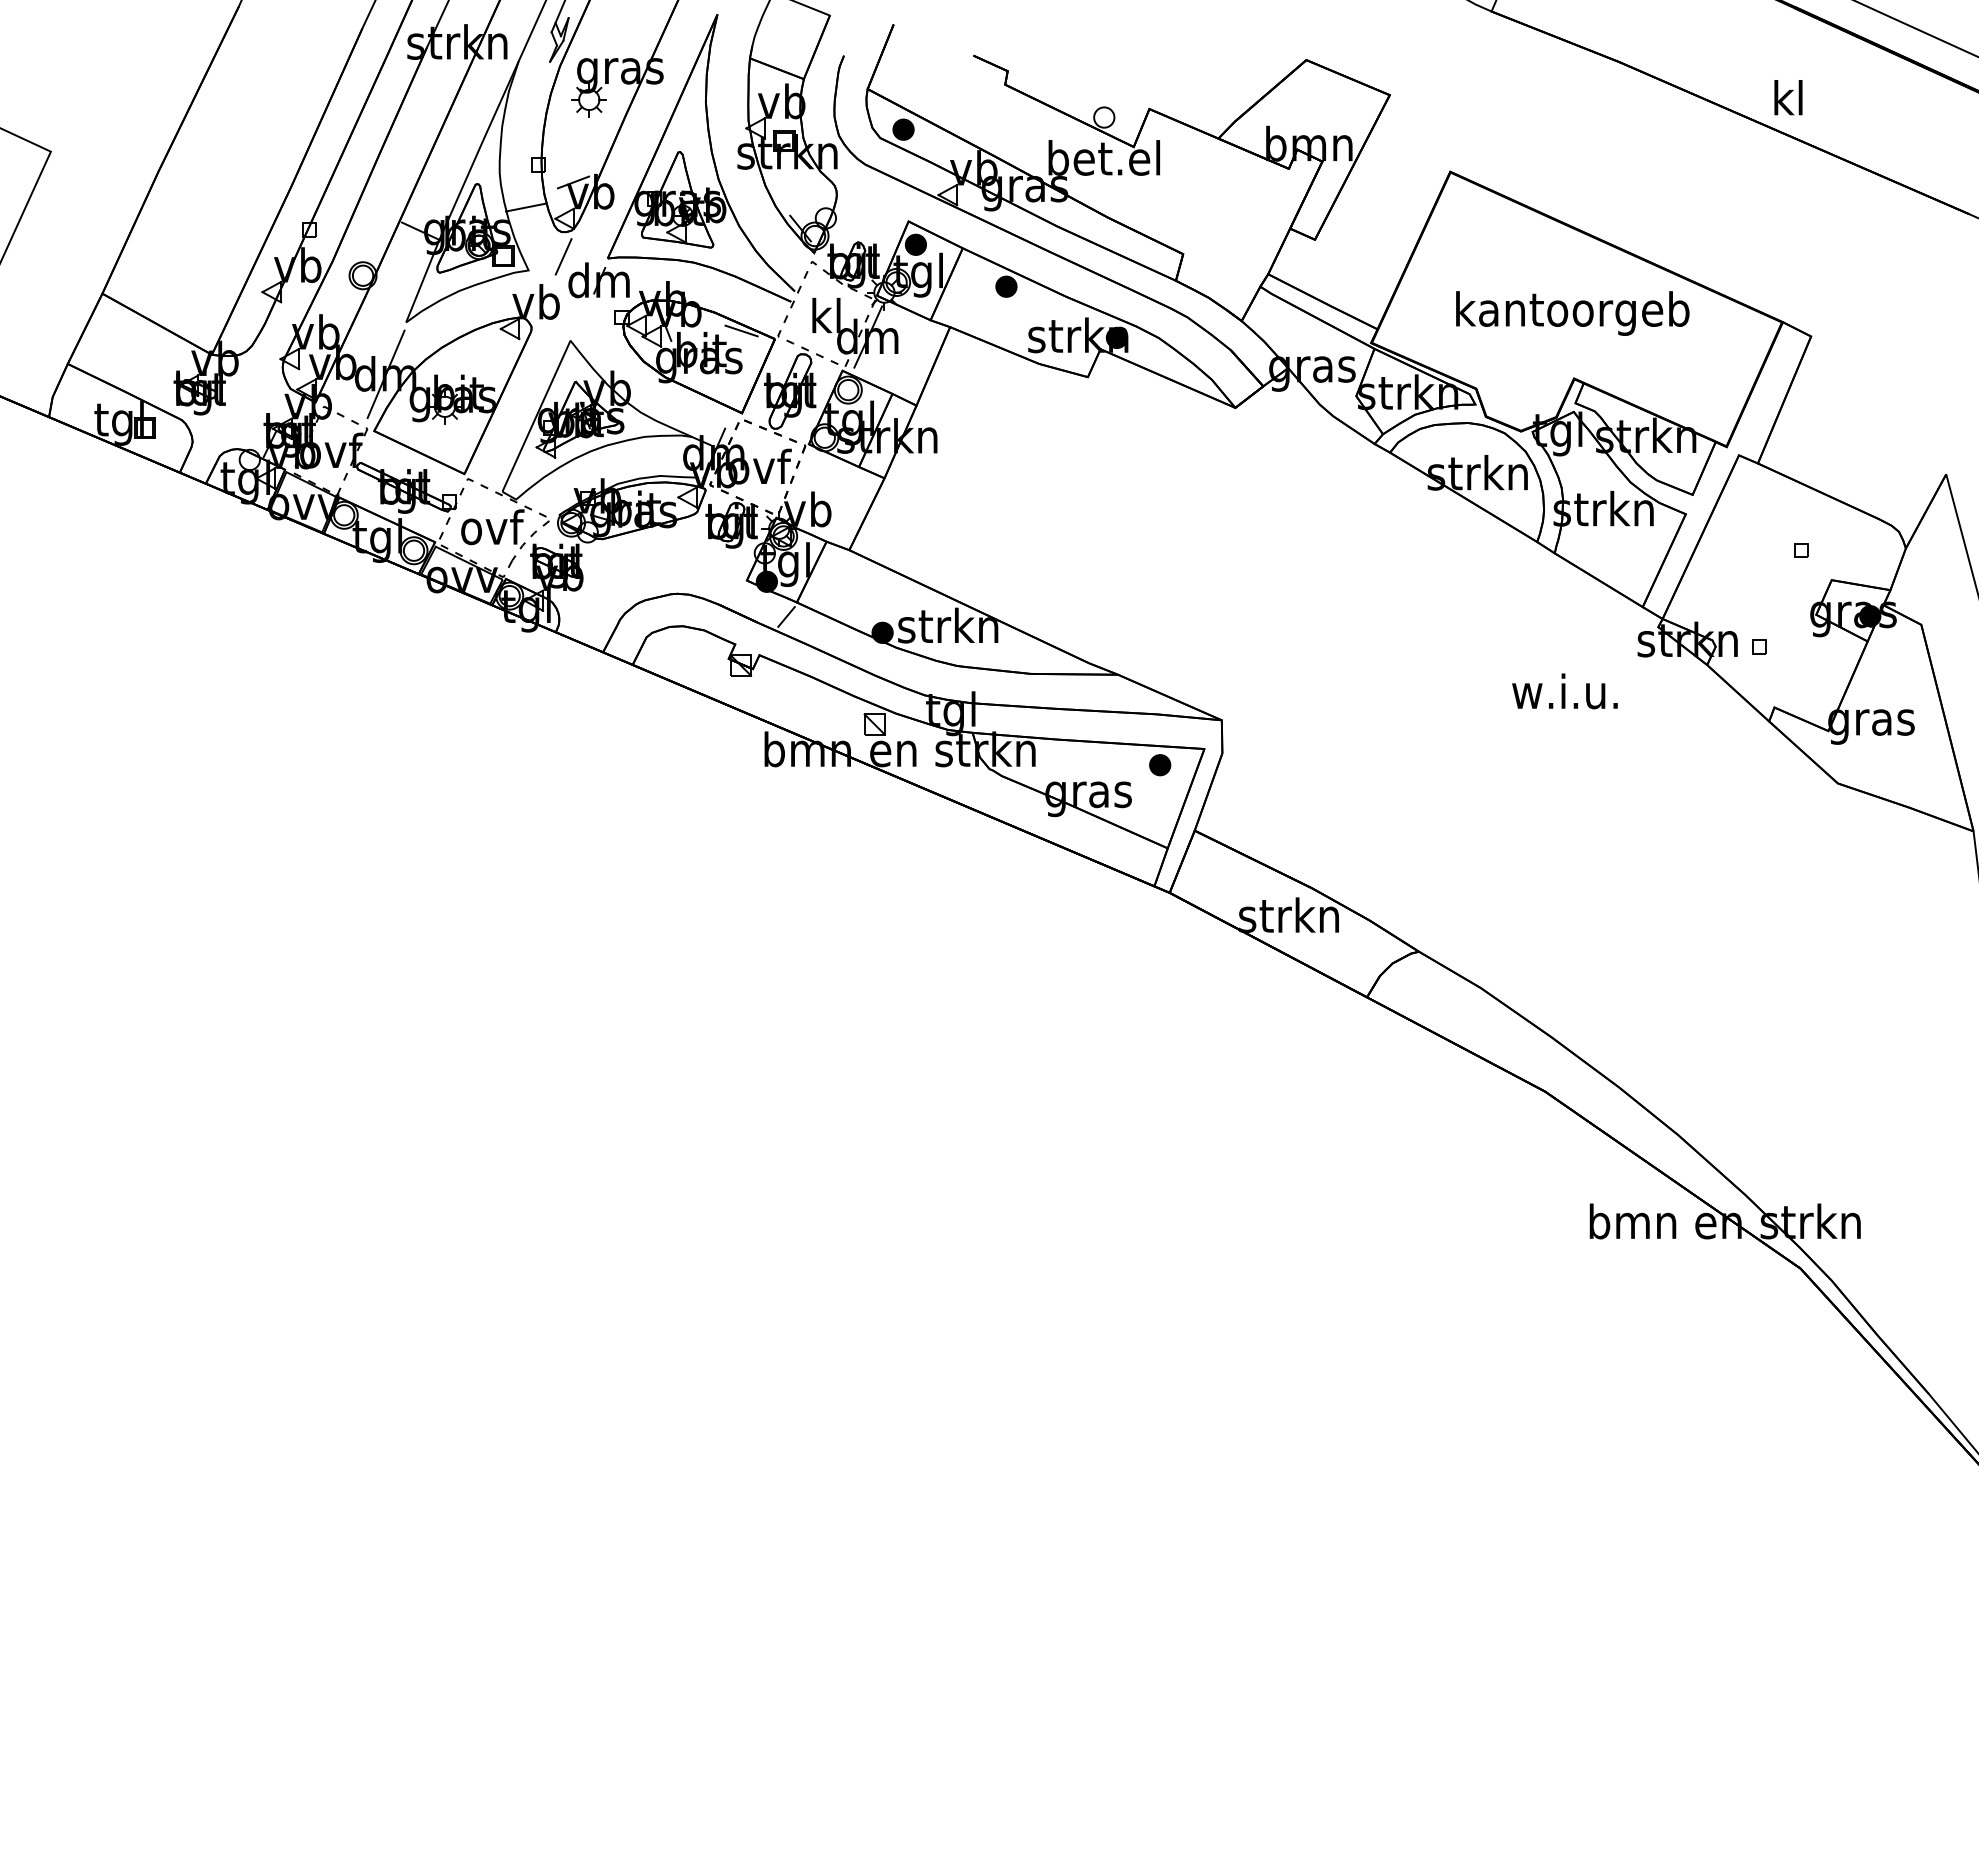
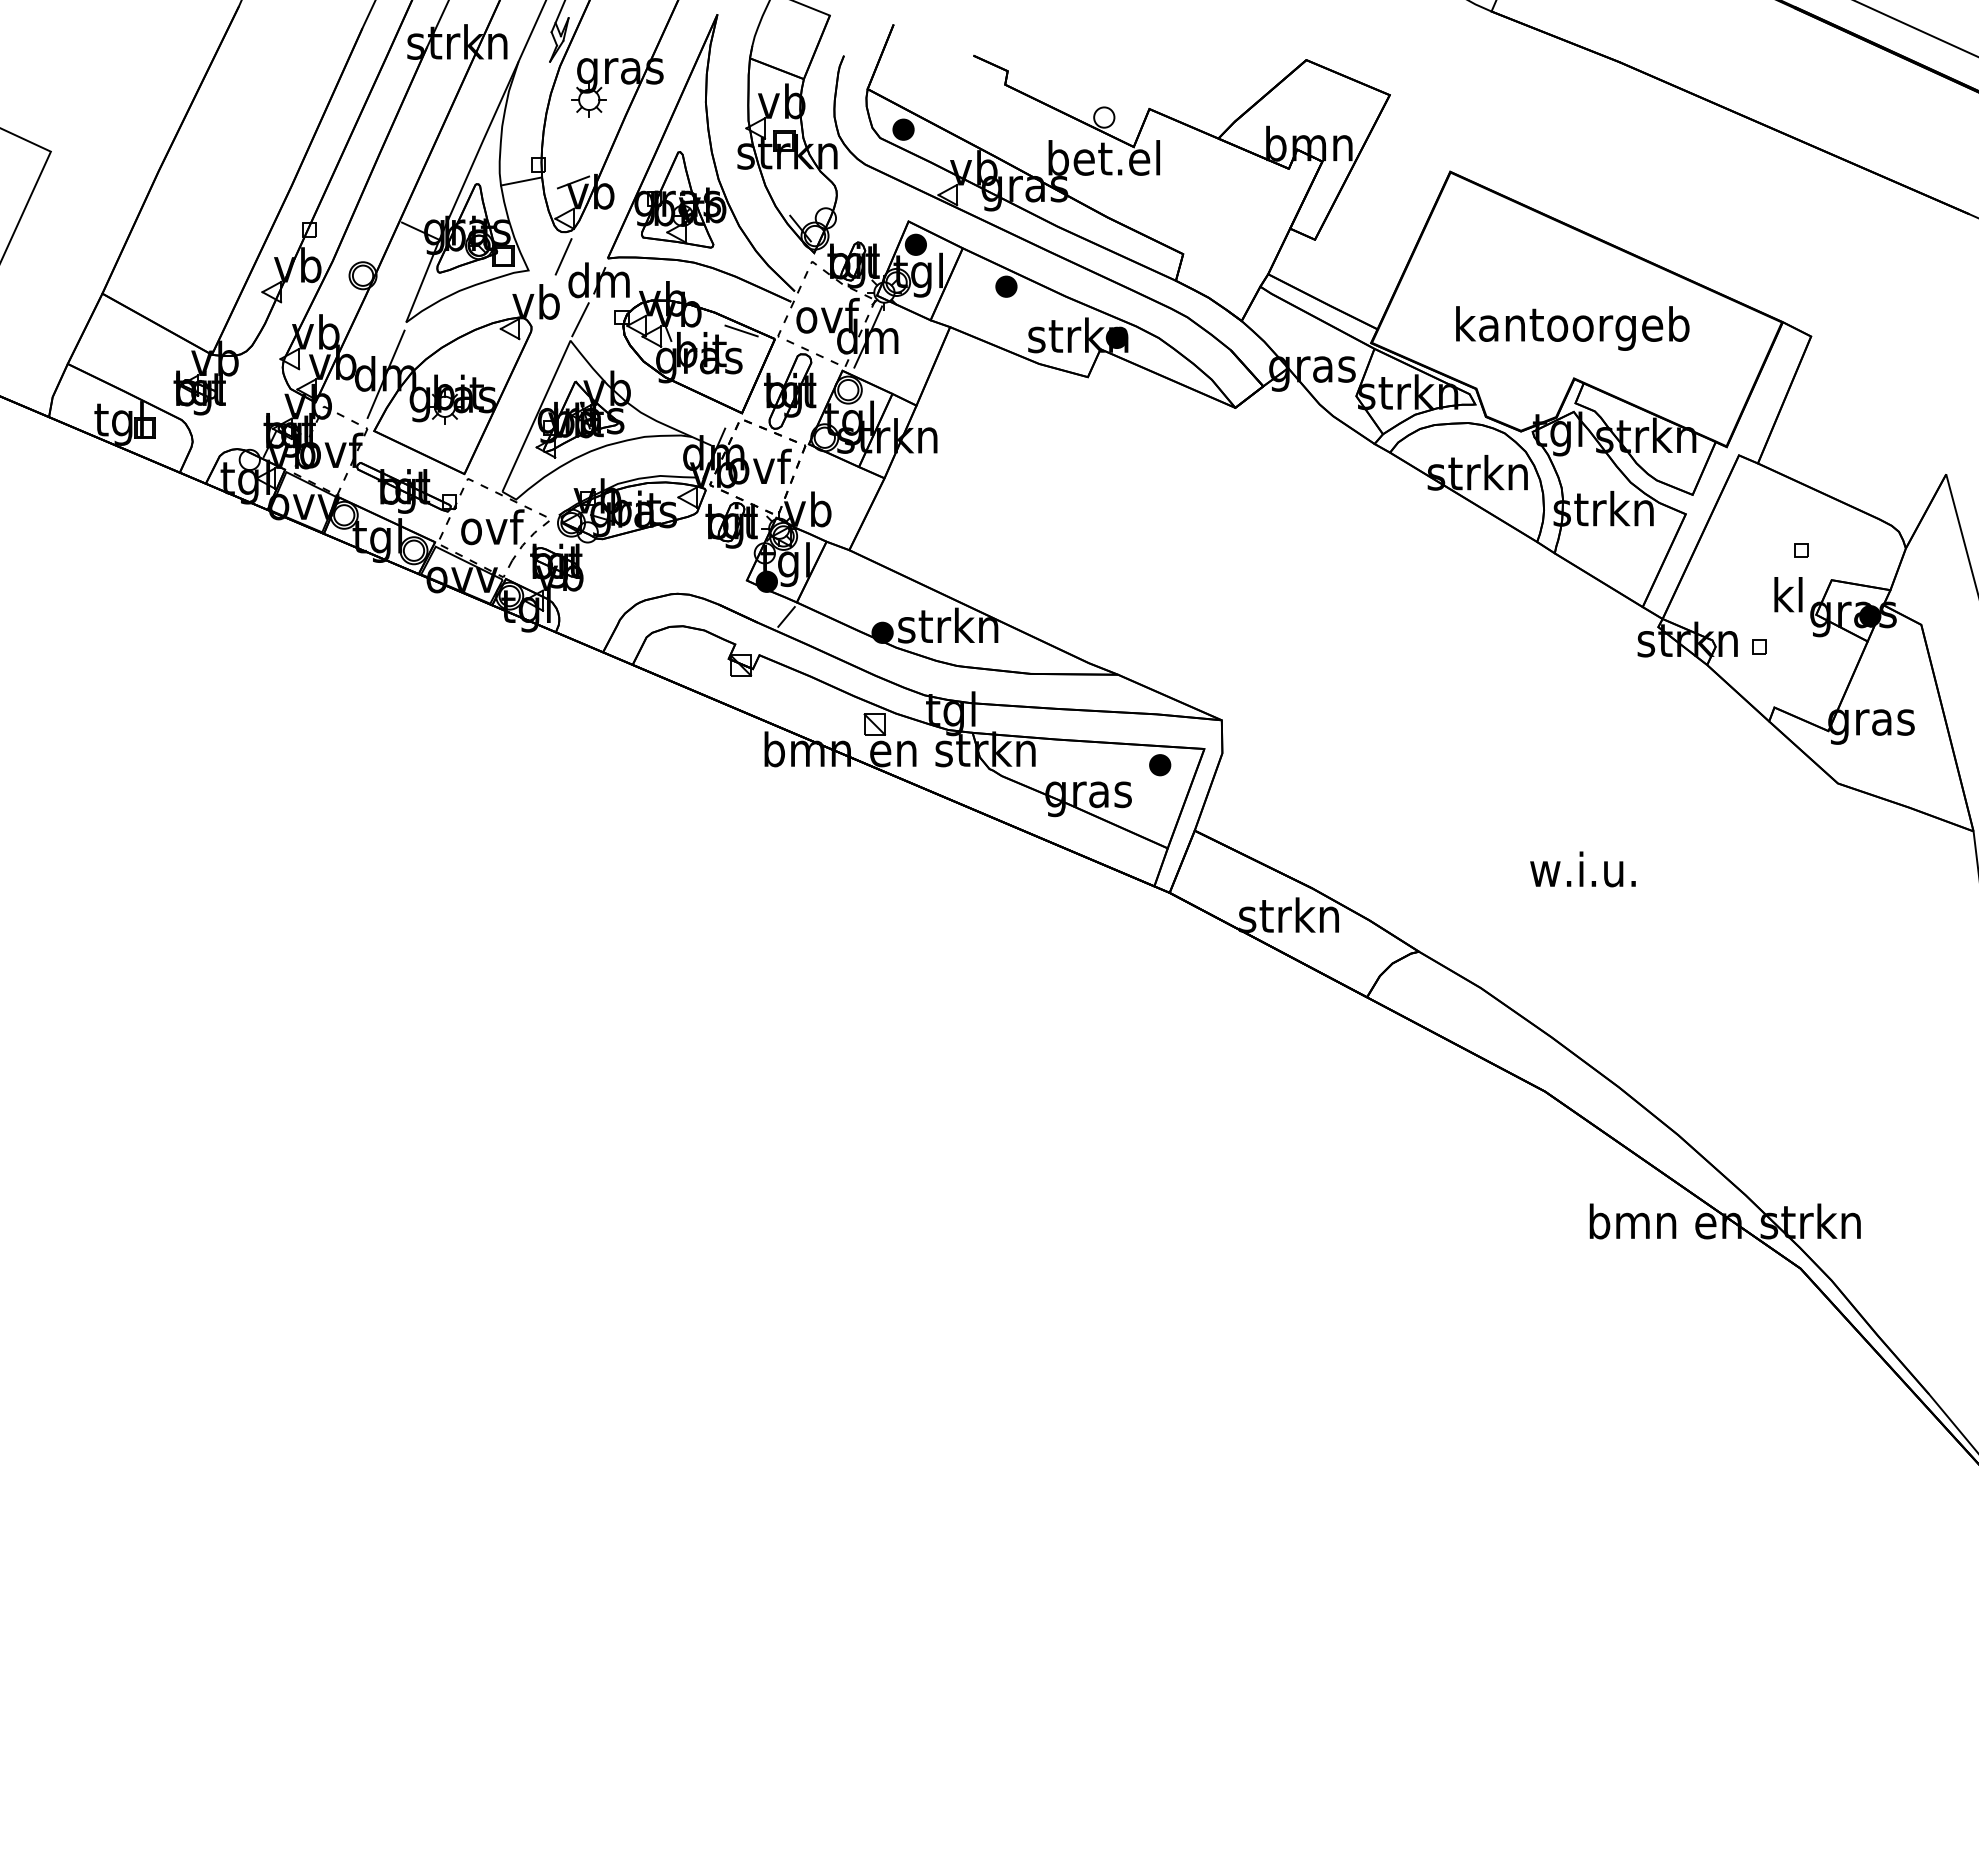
text position: (1788, 97) -> (1788, 594) (1788, 594)
line position: (525, 207) -> (520, 181) (520, 181)
text position: (1572, 313) -> (1572, 328) (1572, 328)
text: kl -> ovf (827, 315)
line: none -> present (580, 319)
text position: (1564, 691) -> (1582, 869) (1582, 869)
